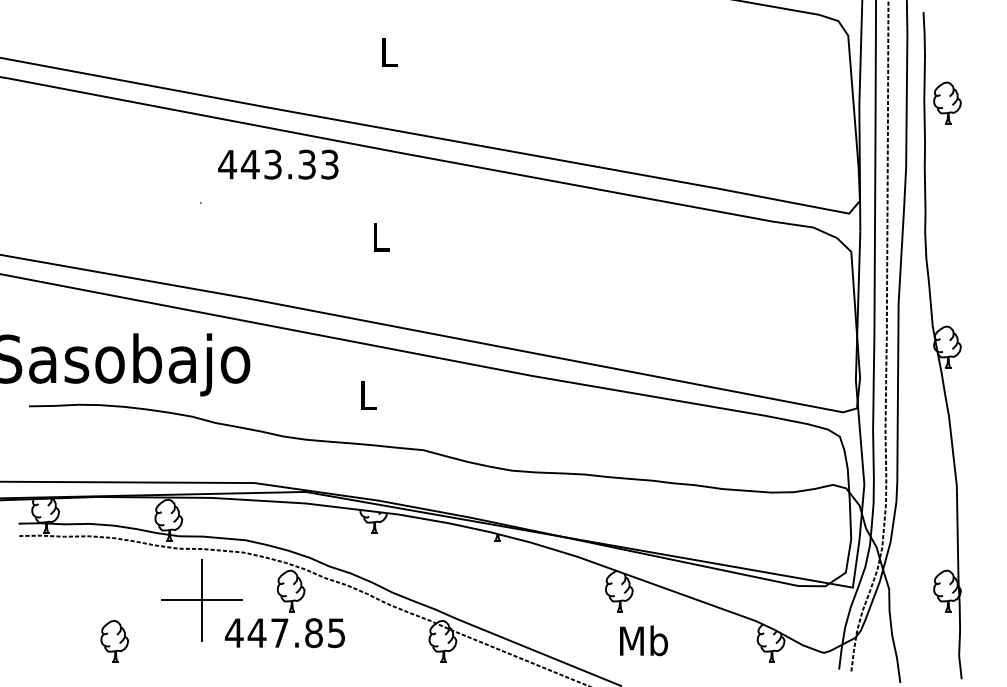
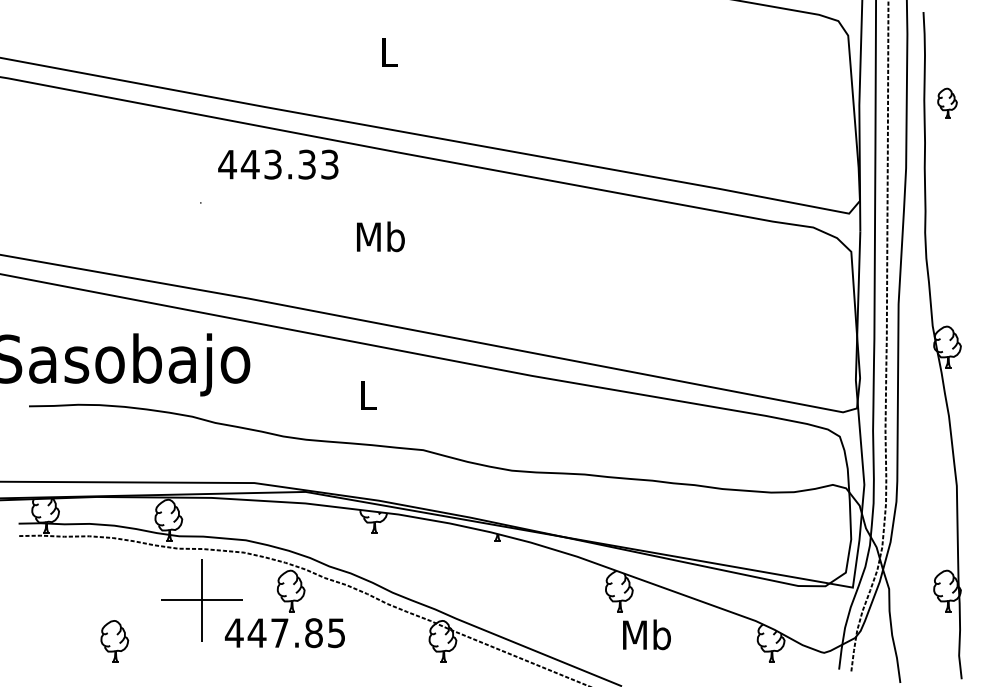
part size: 29x44 px -> 21x32 px (947, 102)
text: L -> Mb (380, 236)
text position: (643, 640) -> (646, 634) (646, 634)
